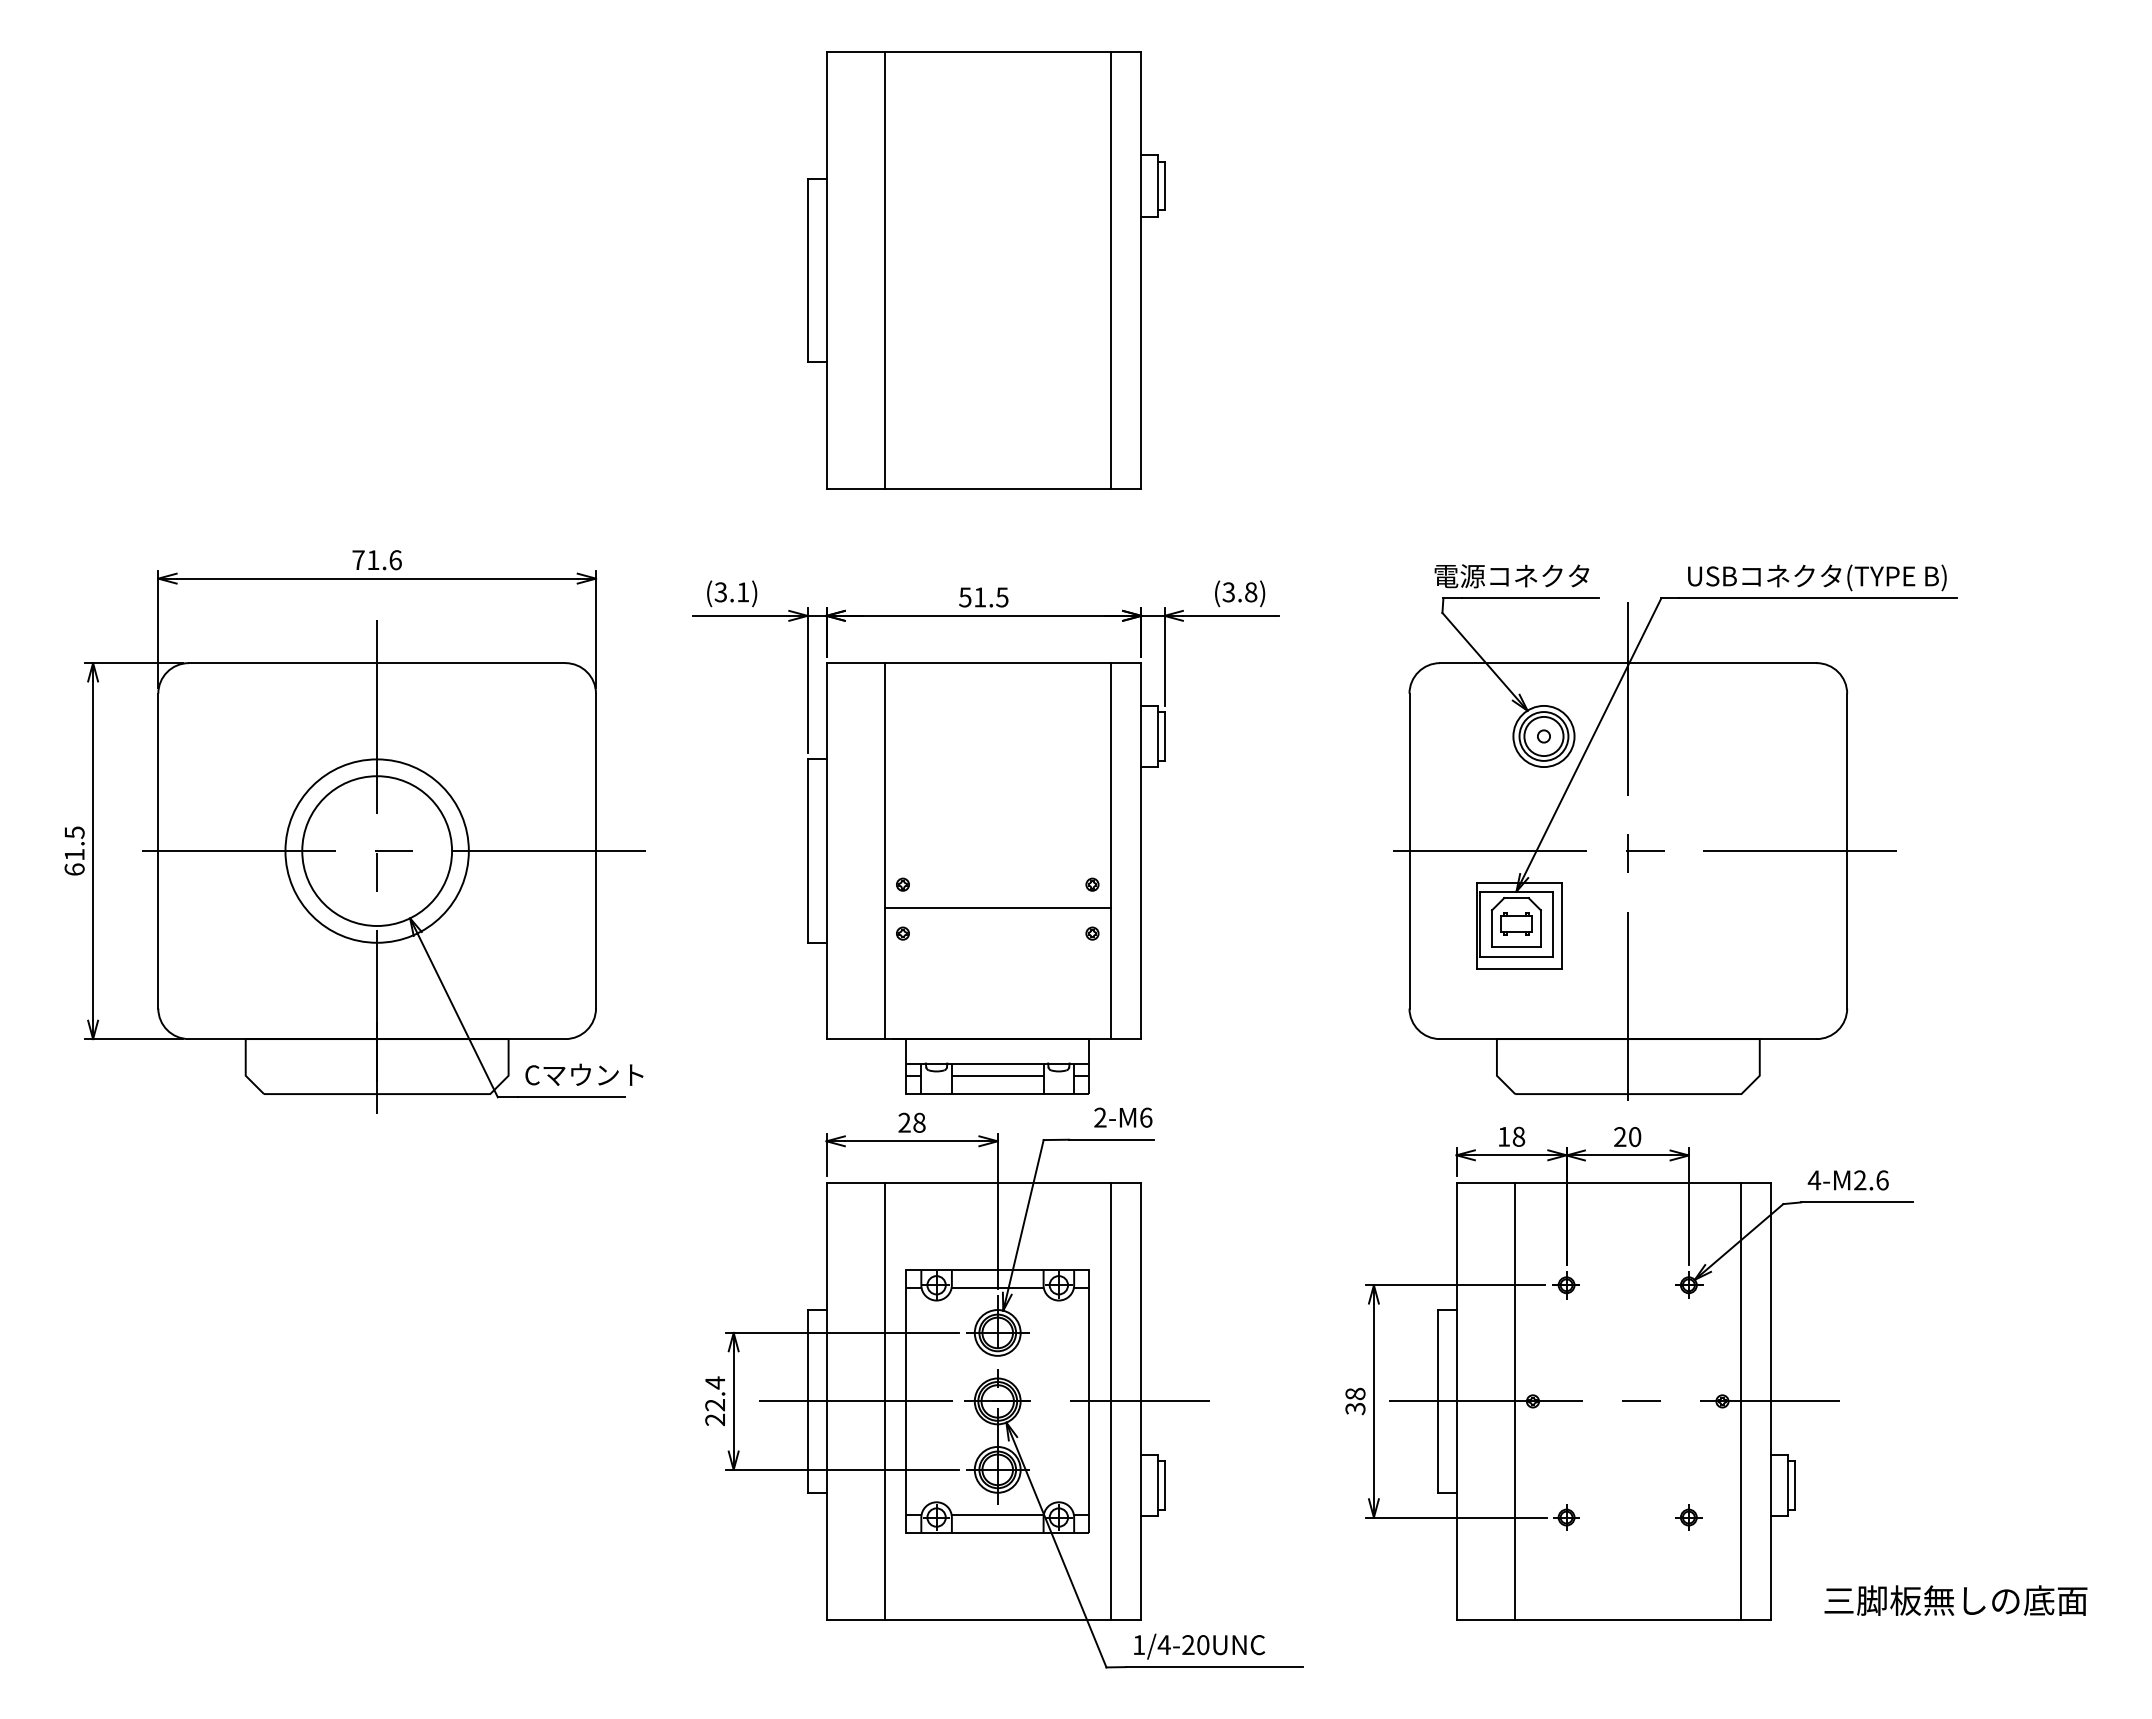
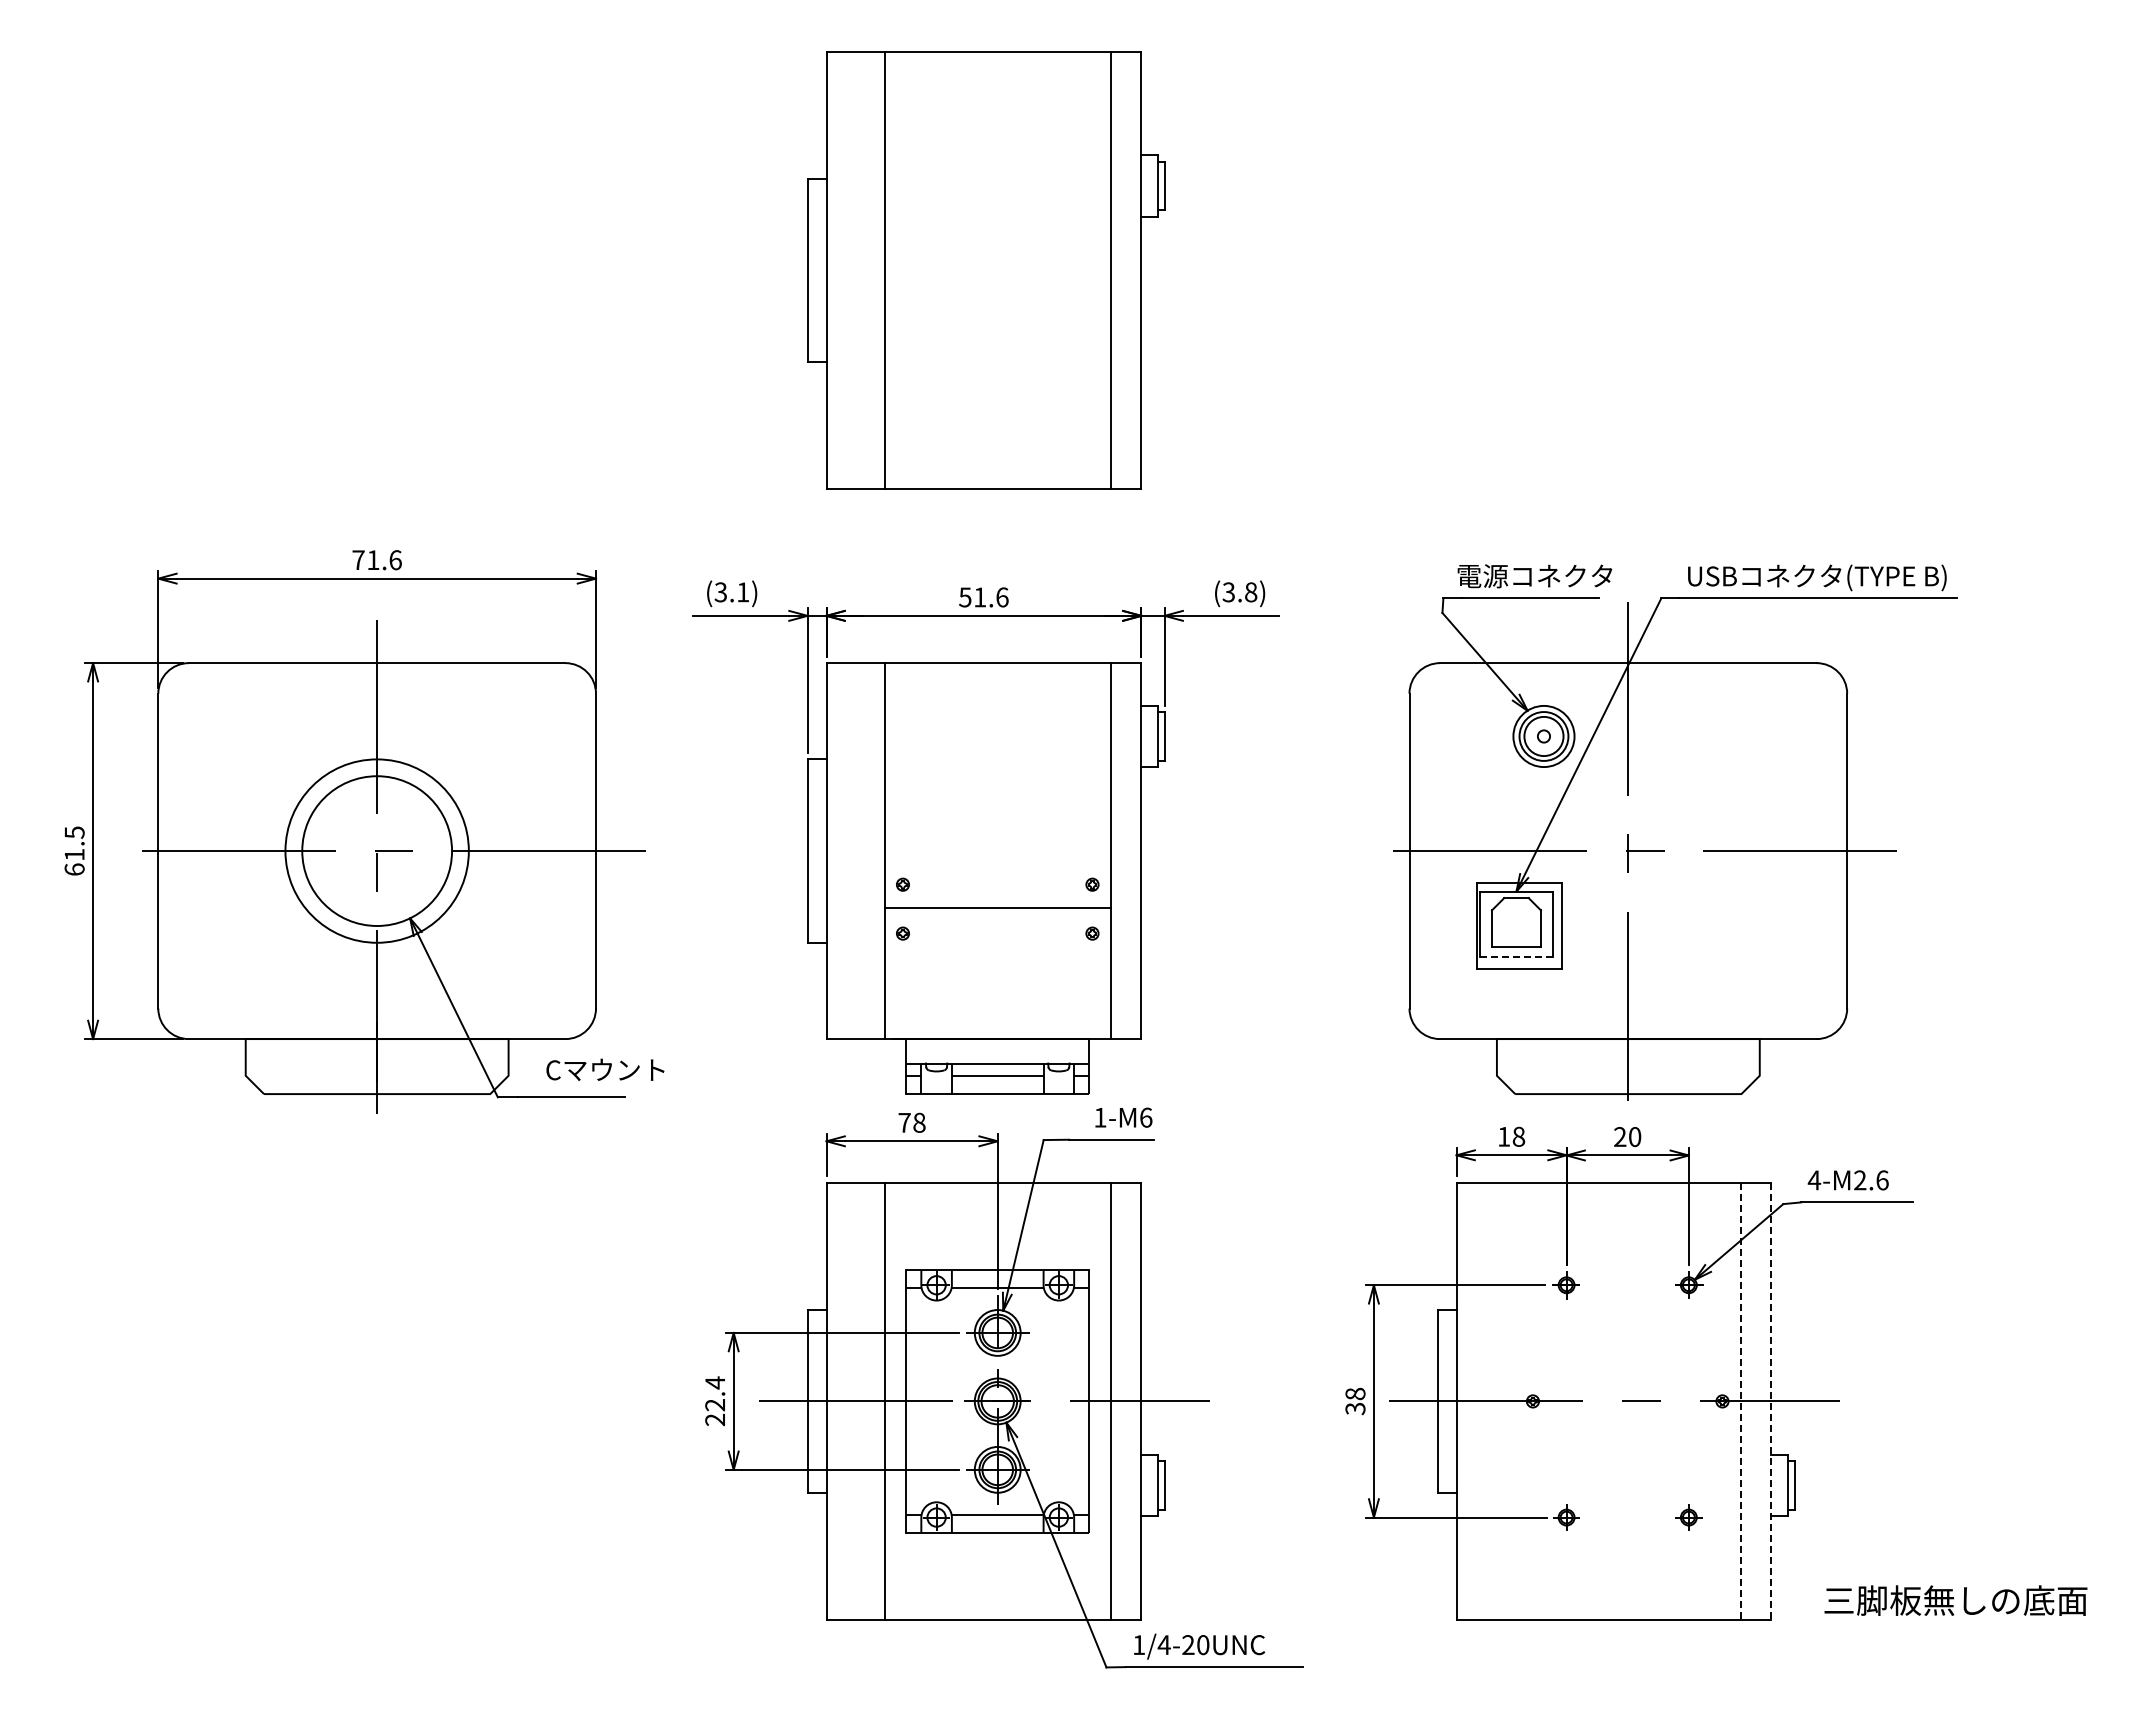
text position: (1511, 576) -> (1534, 576) (1534, 576)
text: 51.5 -> 51.6 (1002, 597)
part: present -> none (1516, 923)
line: solid -> dashed (1516, 956)
text position: (584, 1074) -> (605, 1069) (605, 1069)
text: 2-M6 -> 1-M6 (1100, 1117)
text: 28 -> 78 (904, 1122)
line: present -> none (1514, 1401)
line: solid -> dashed (1740, 1401)
line: solid -> dashed (1771, 1401)
